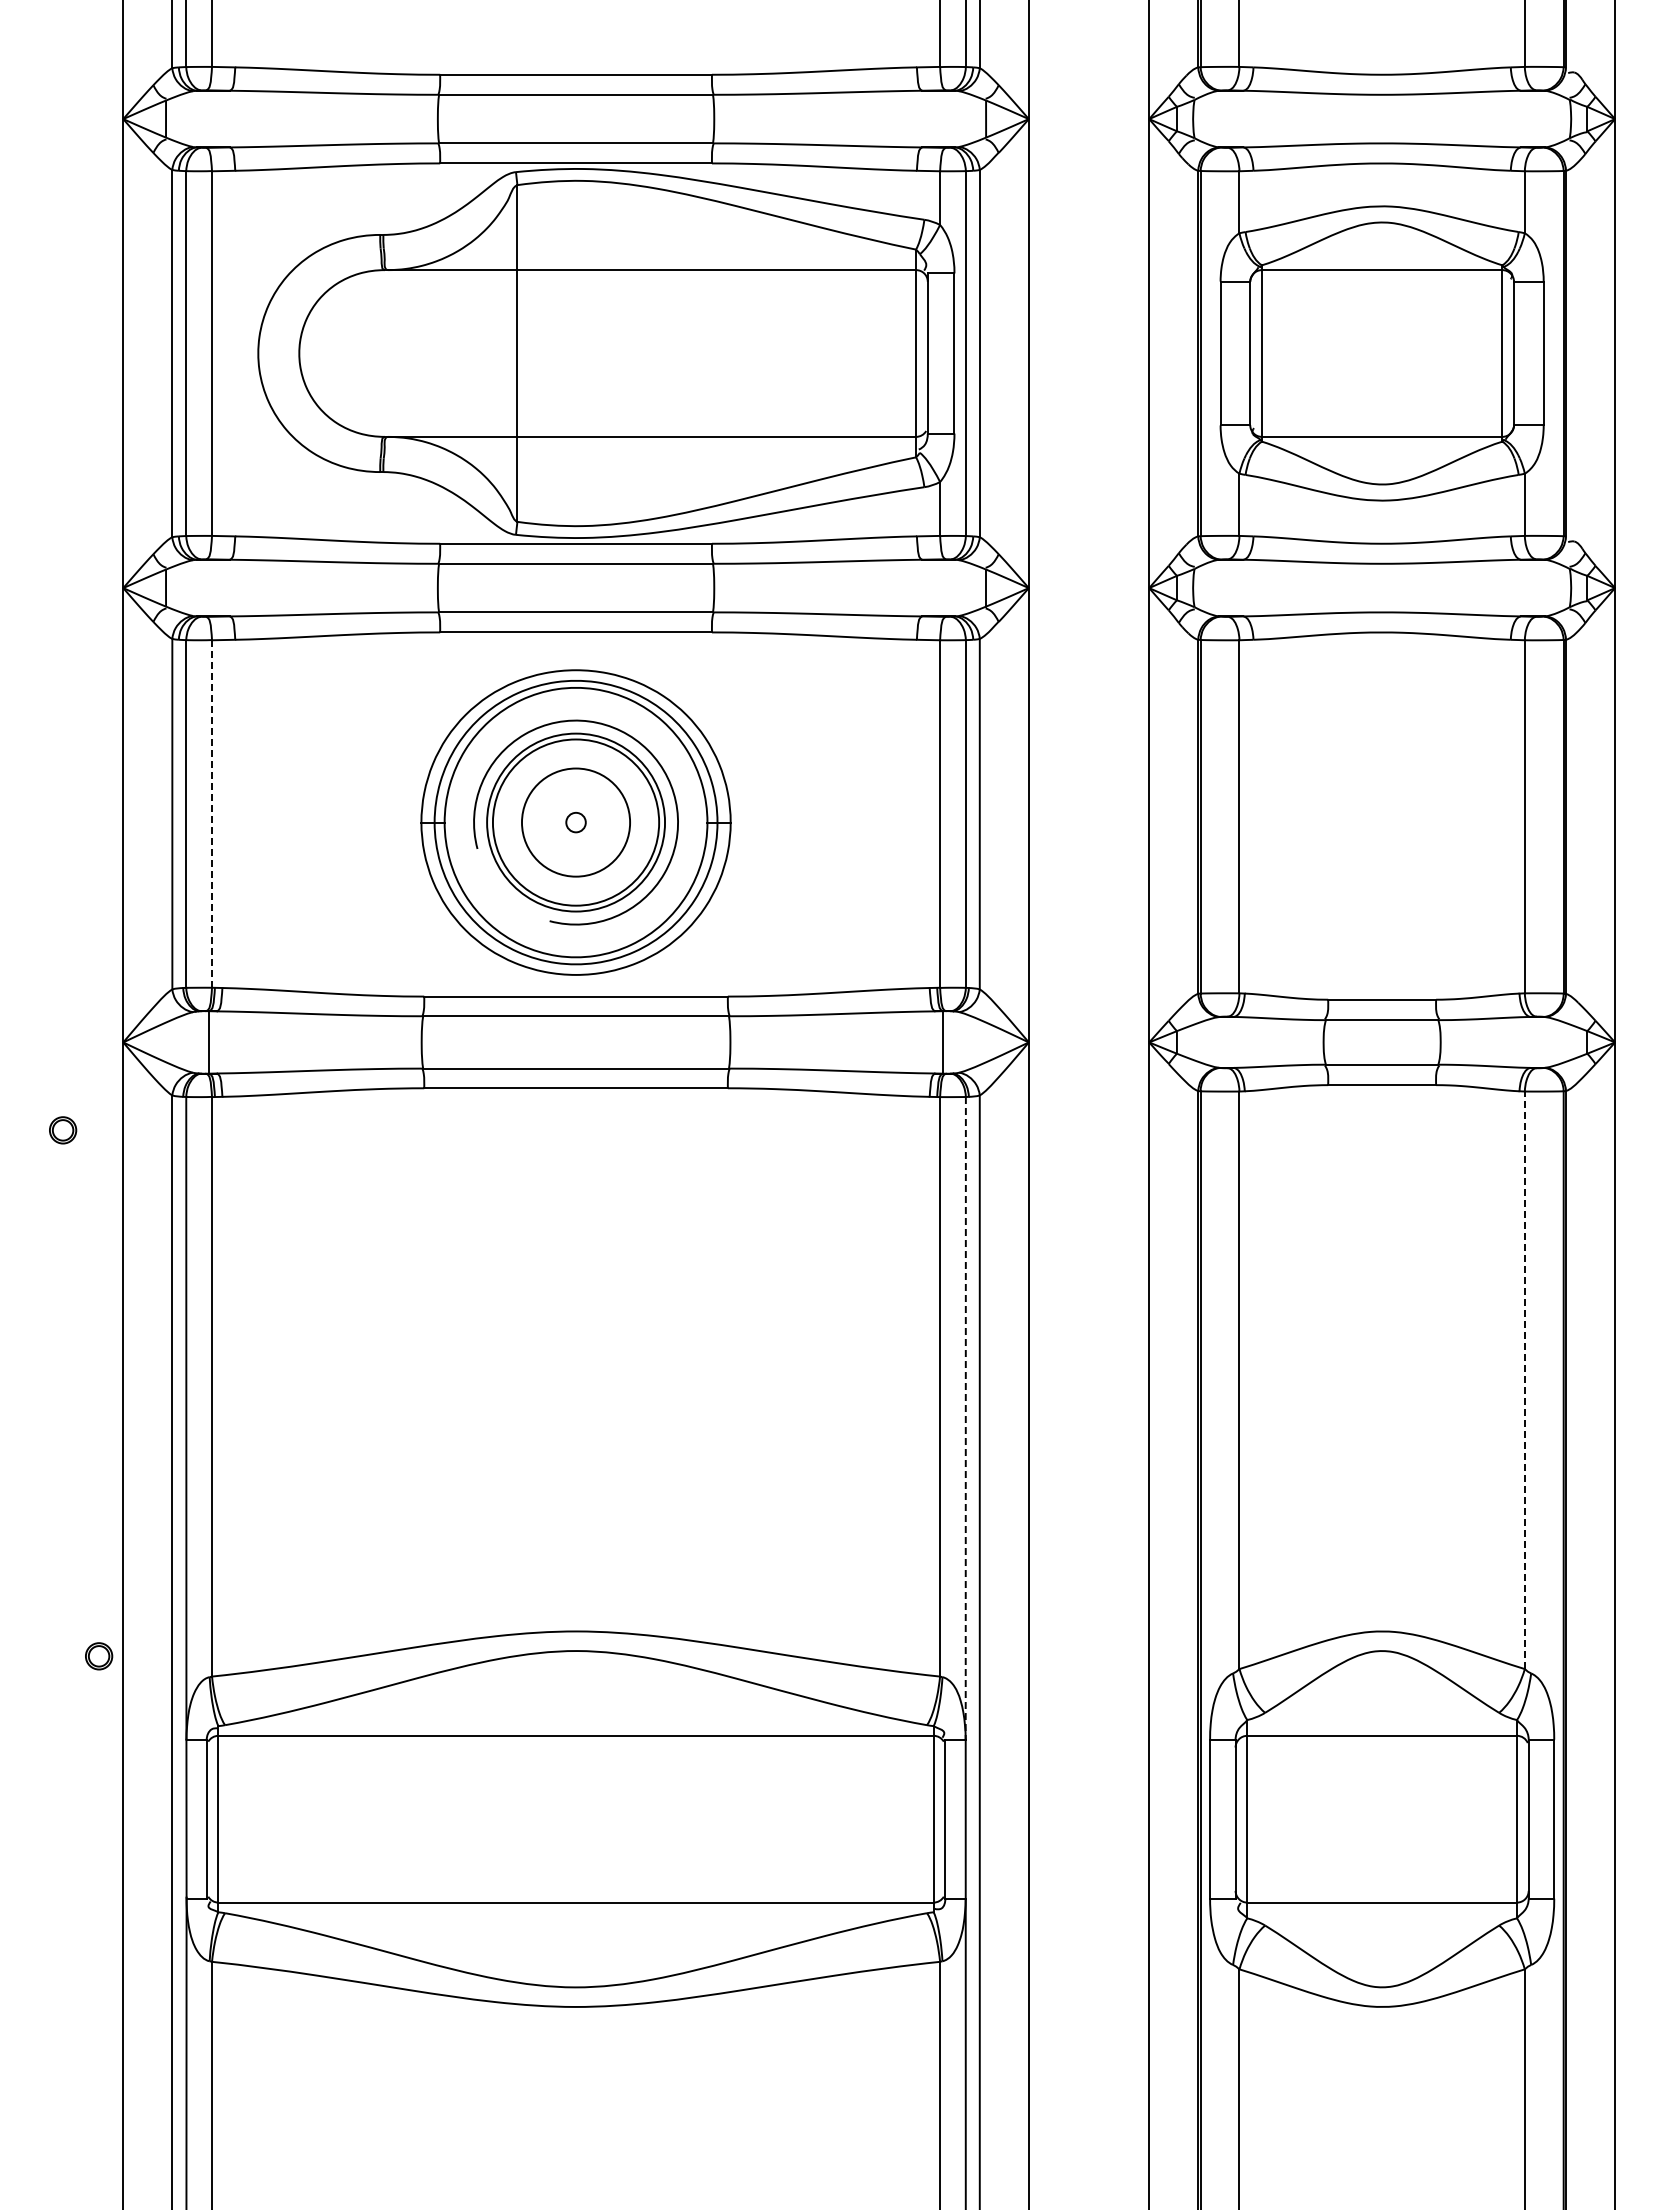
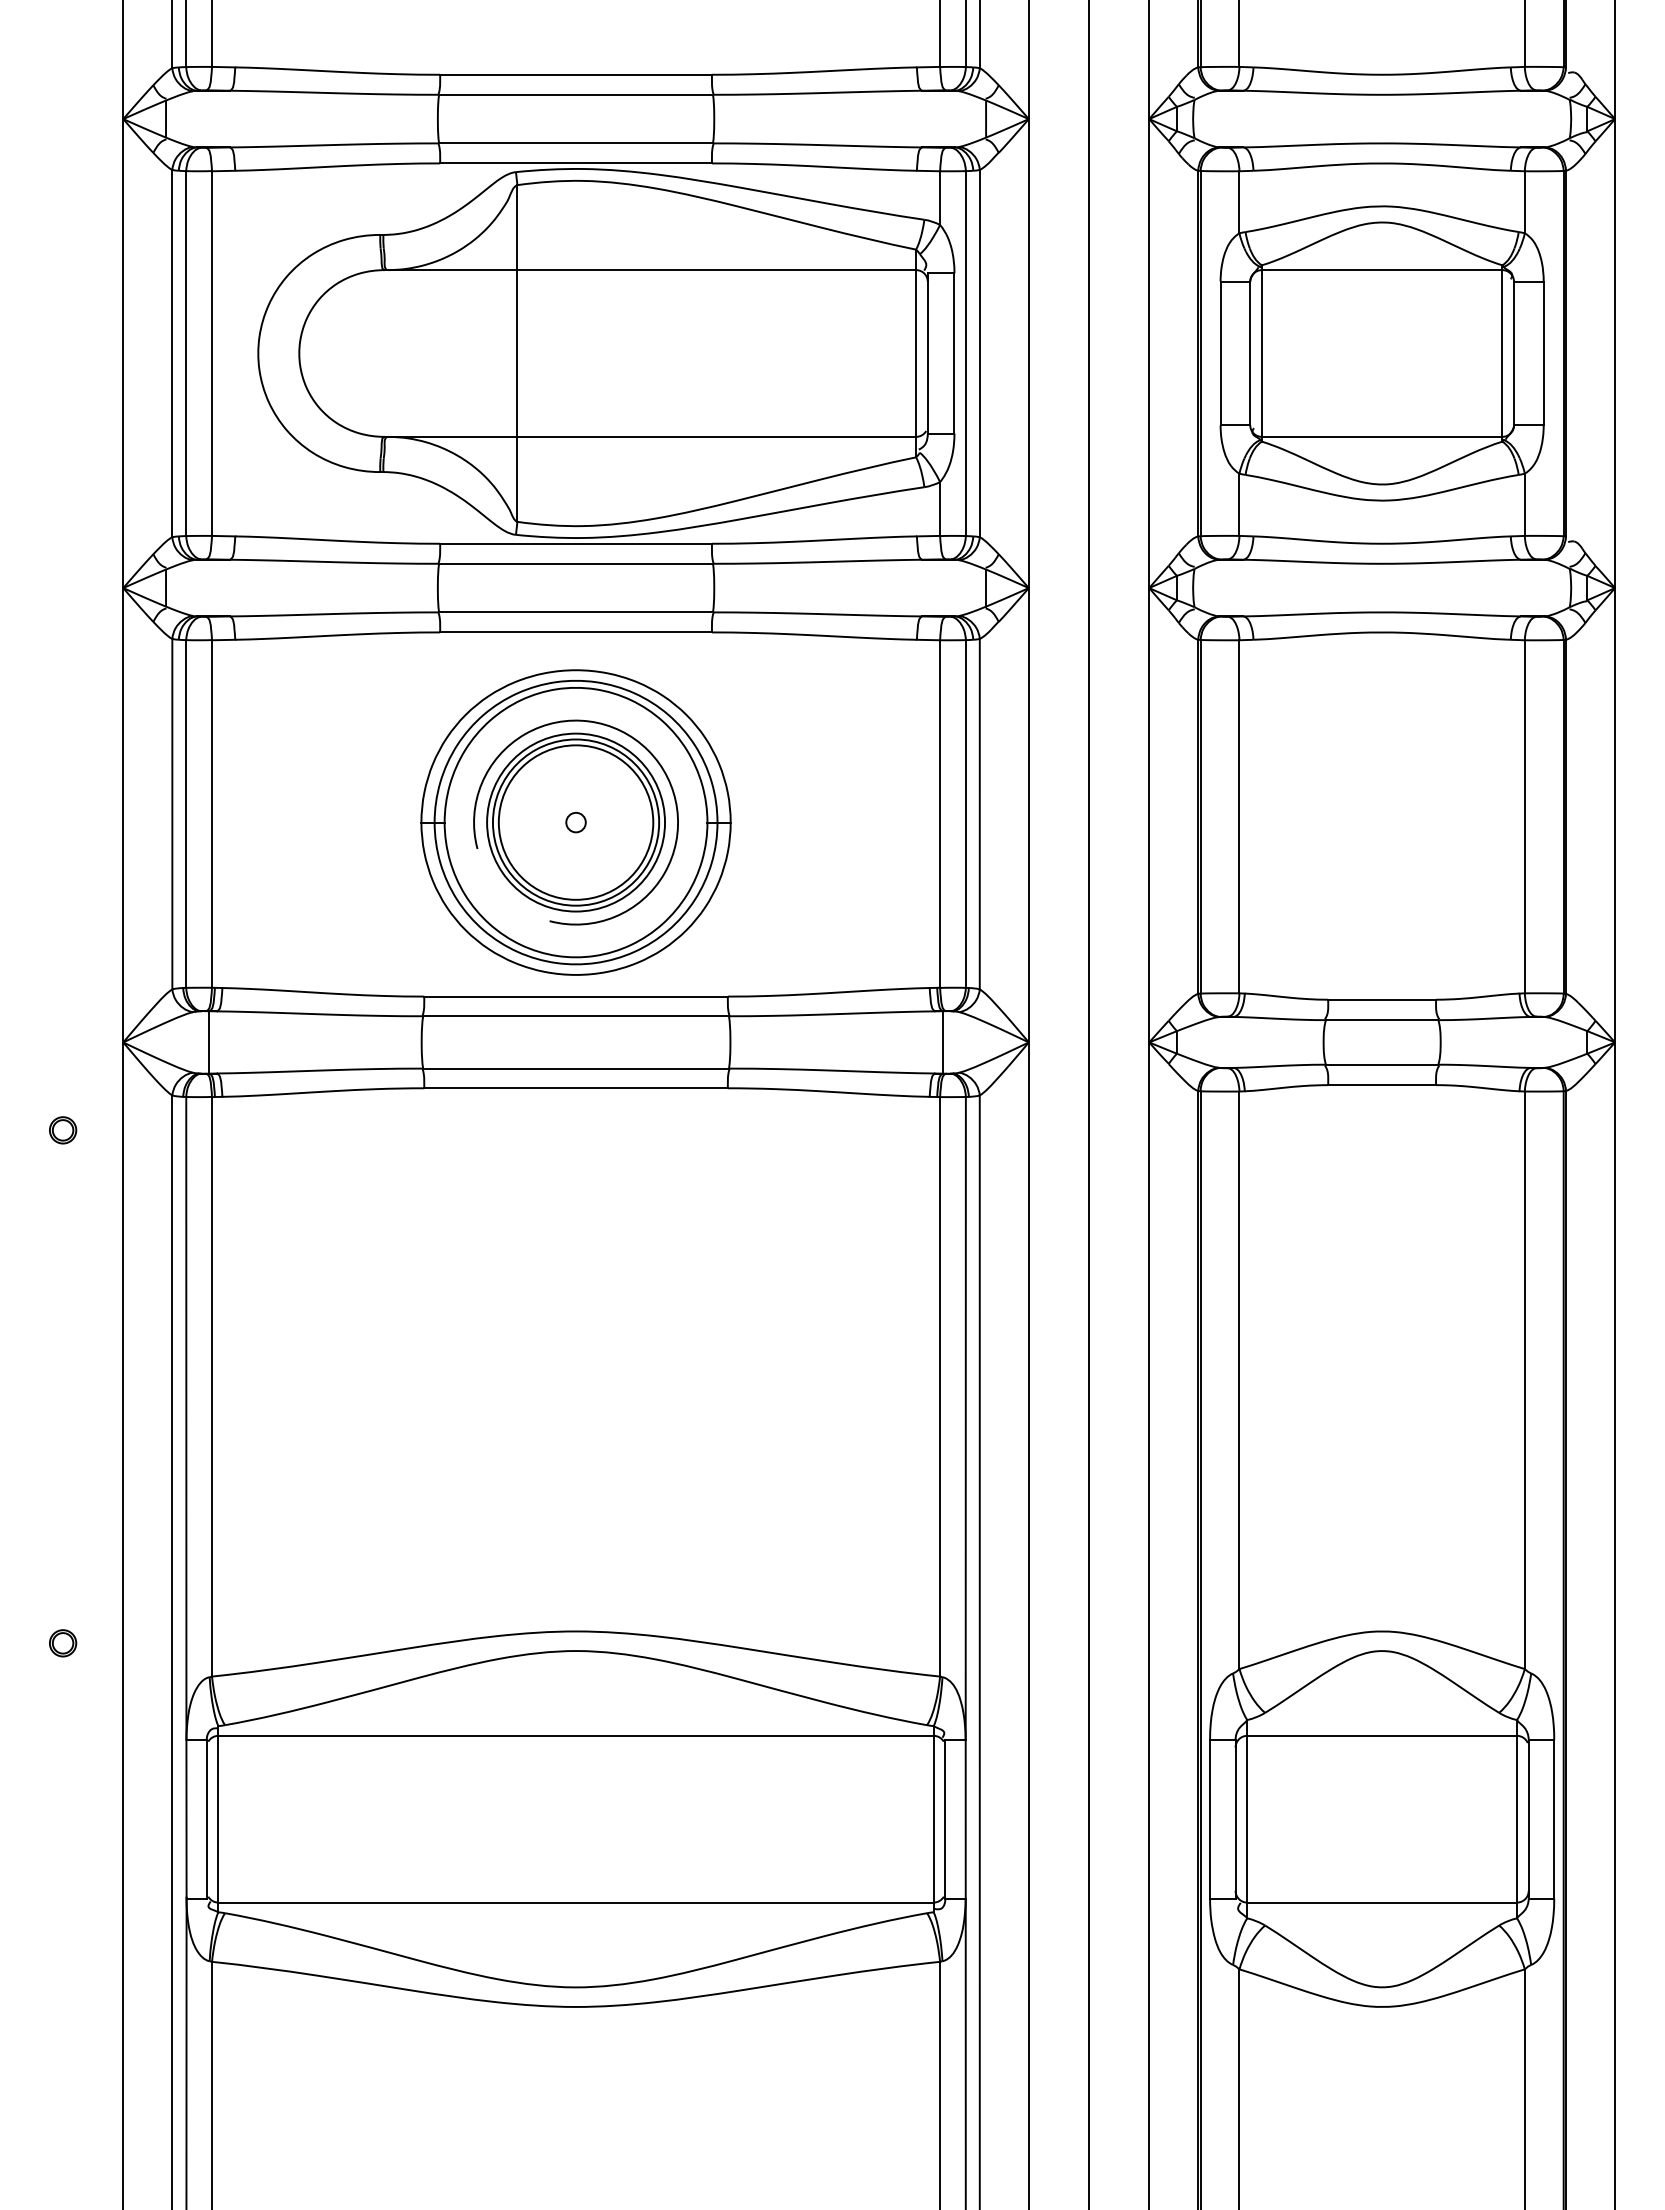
line: dashed -> solid (212, 814)
circle diameter: 108 px -> 154 px (575, 822)
line: none -> present (1089, 1104)
line: dashed -> solid (1524, 1380)
line: dashed -> solid (965, 1418)
part position: (99, 1656) -> (63, 1643) (63, 1643)
